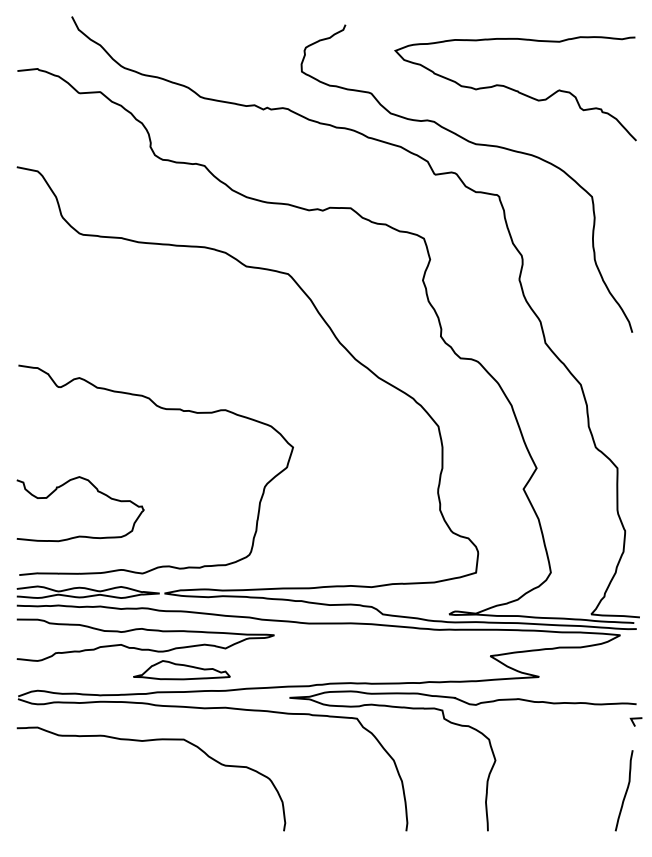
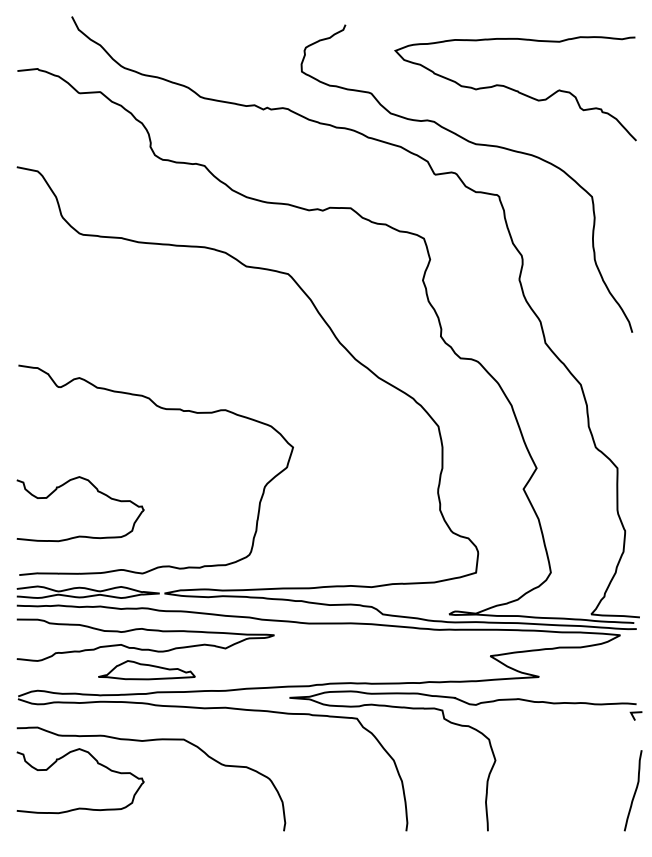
part position: (181, 670) -> (146, 670) (146, 670)
line position: (634, 722) -> (634, 716) (634, 716)
curve: none -> present (97, 763)
curve position: (625, 791) -> (634, 791) (634, 791)
